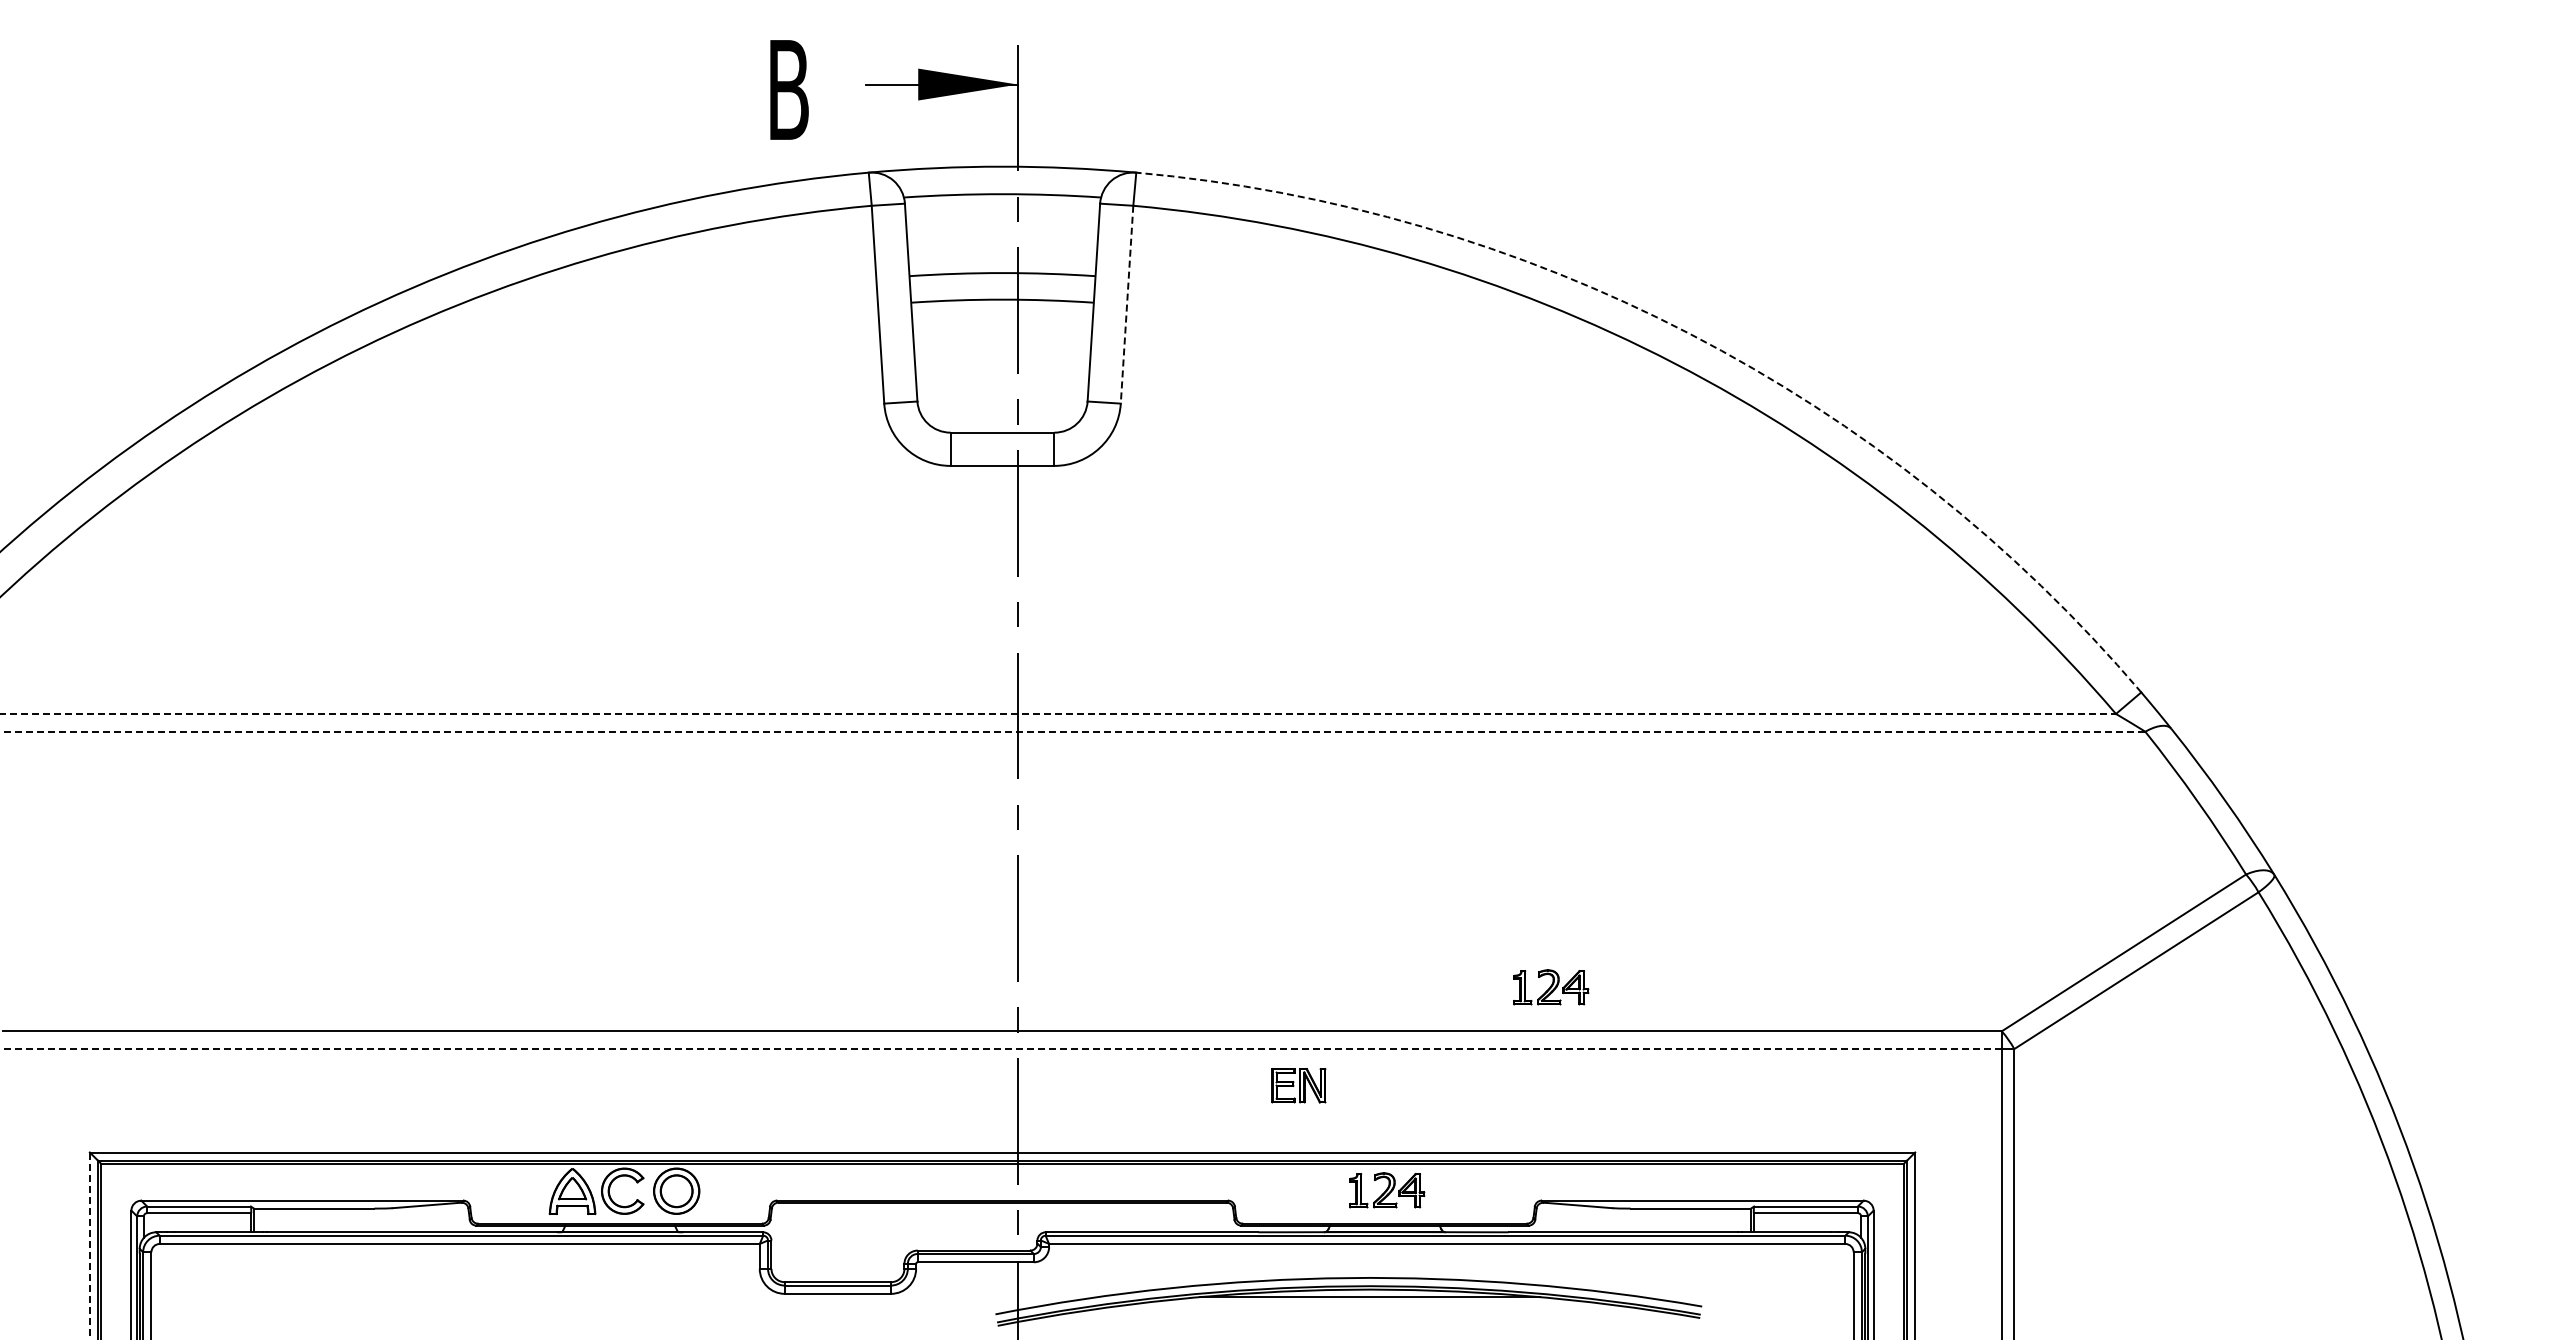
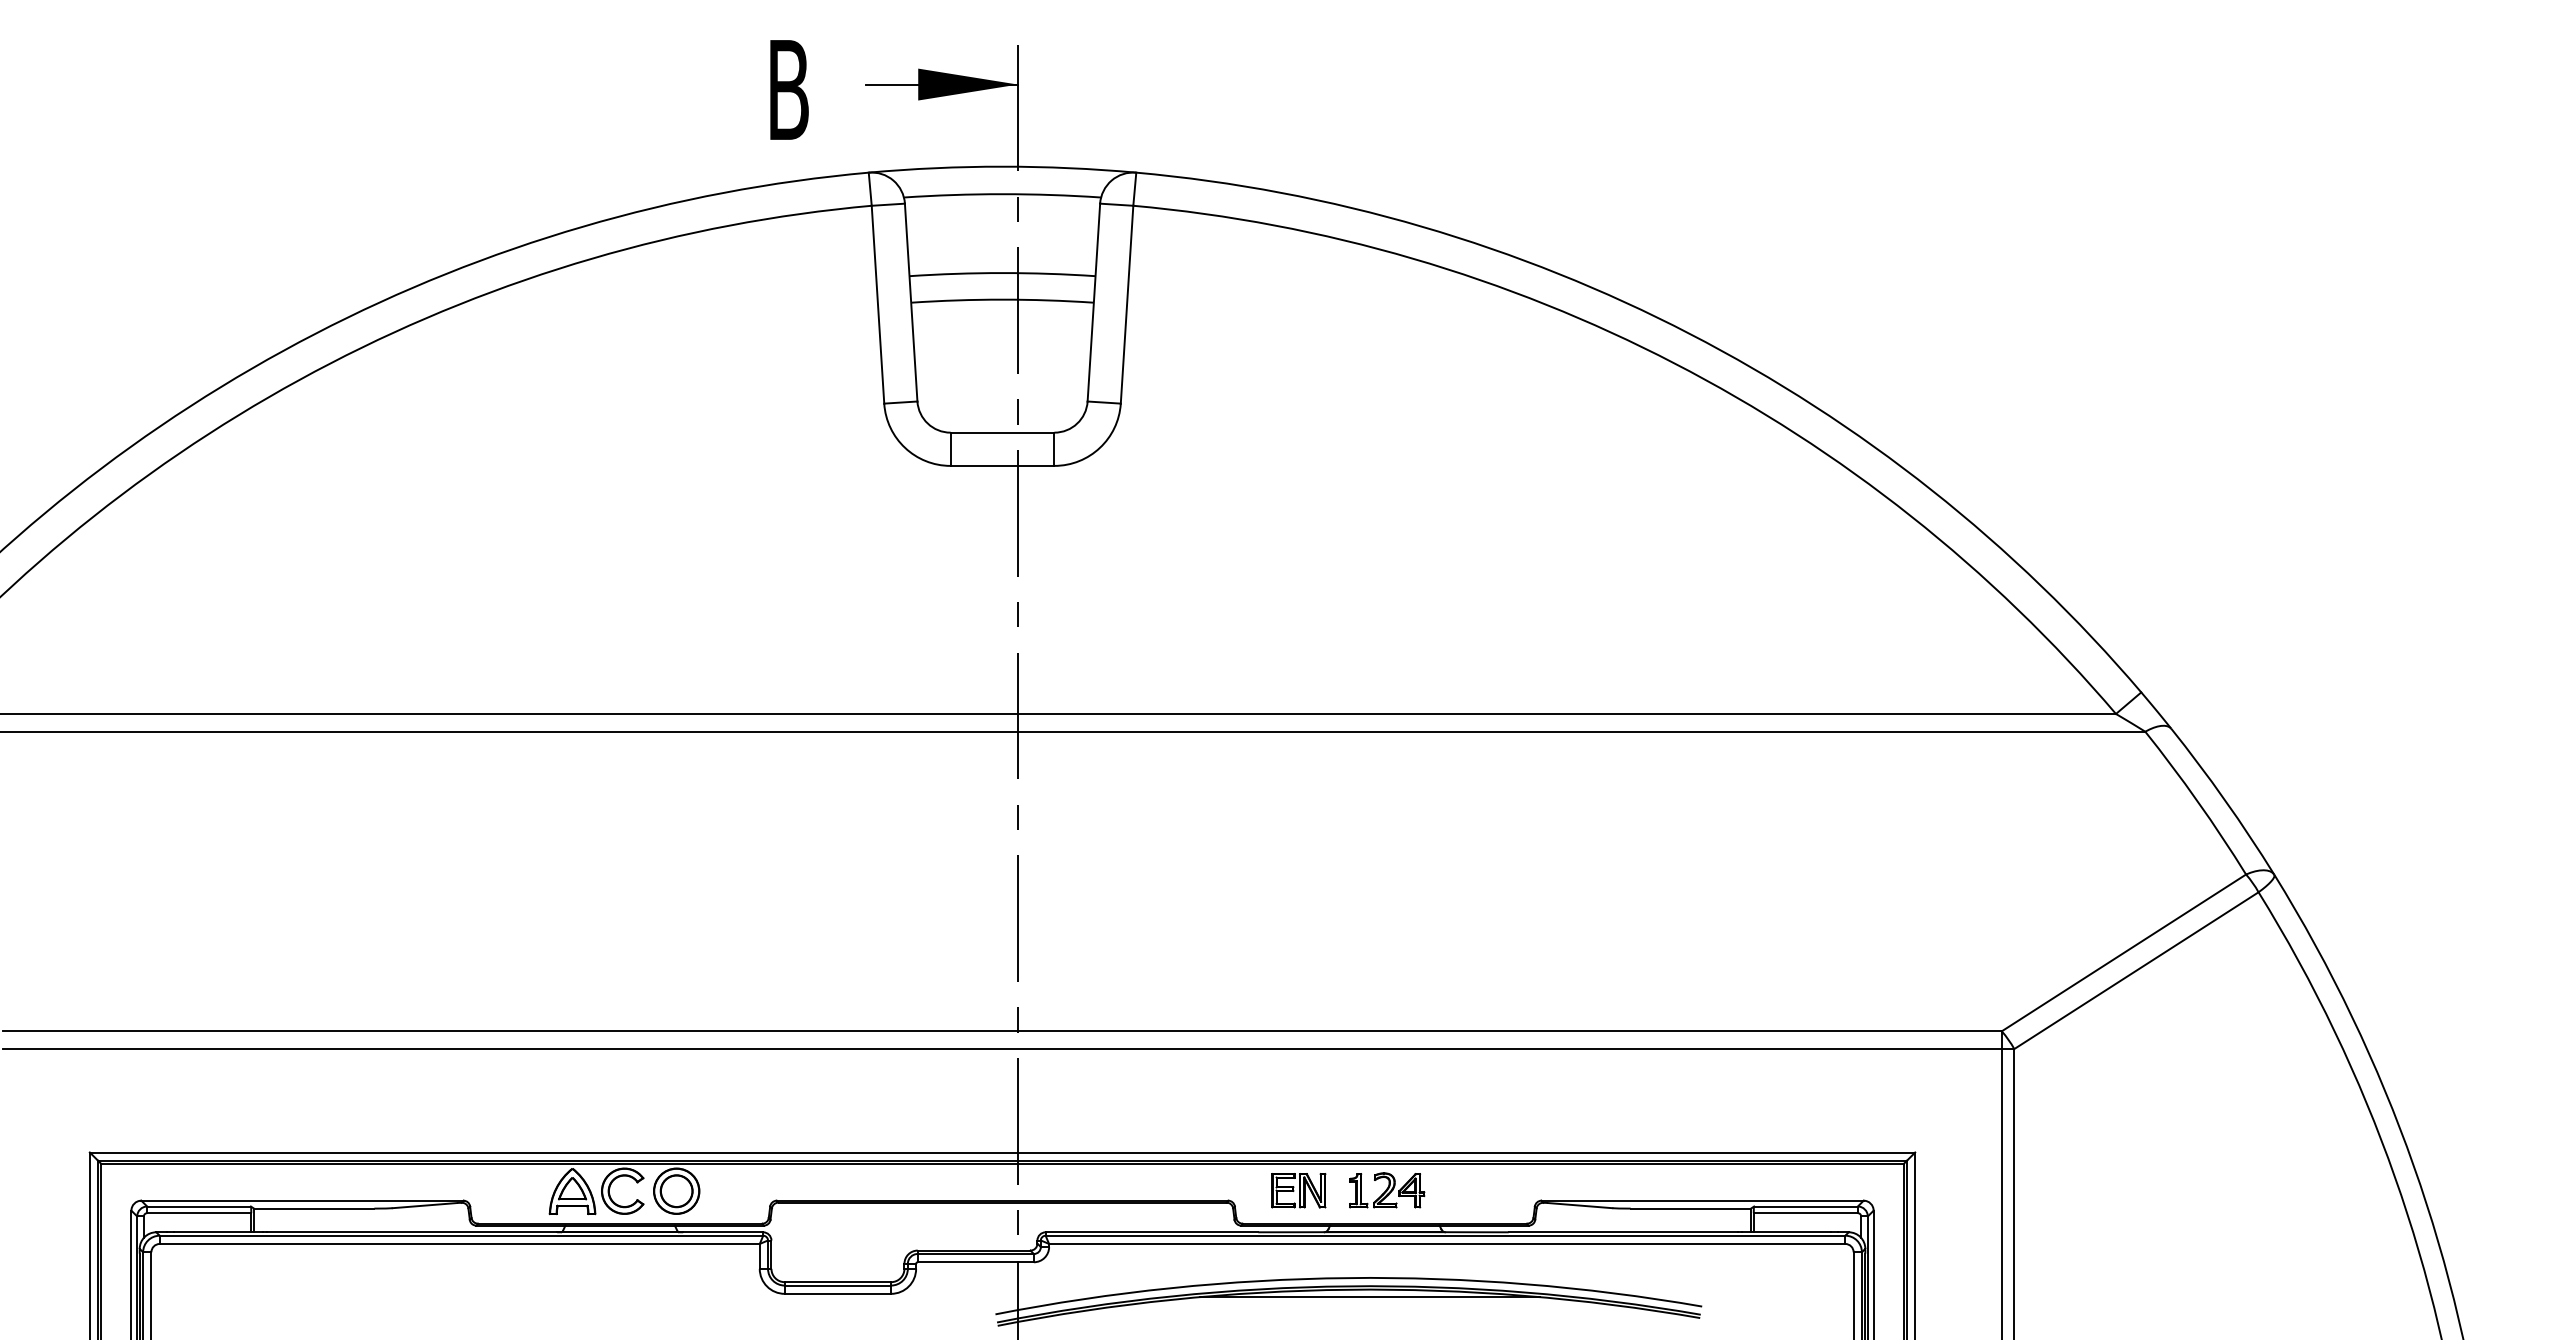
line: dashed -> solid (1127, 305)
arc: dashed -> solid (1689, 333)
line: dashed -> solid (1058, 713)
line: dashed -> solid (1072, 731)
part: present -> none (1551, 987)
line: dashed -> solid (1002, 1049)
part position: (1298, 1085) -> (1298, 1190) (1298, 1190)
line: dashed -> solid (89, 1246)
